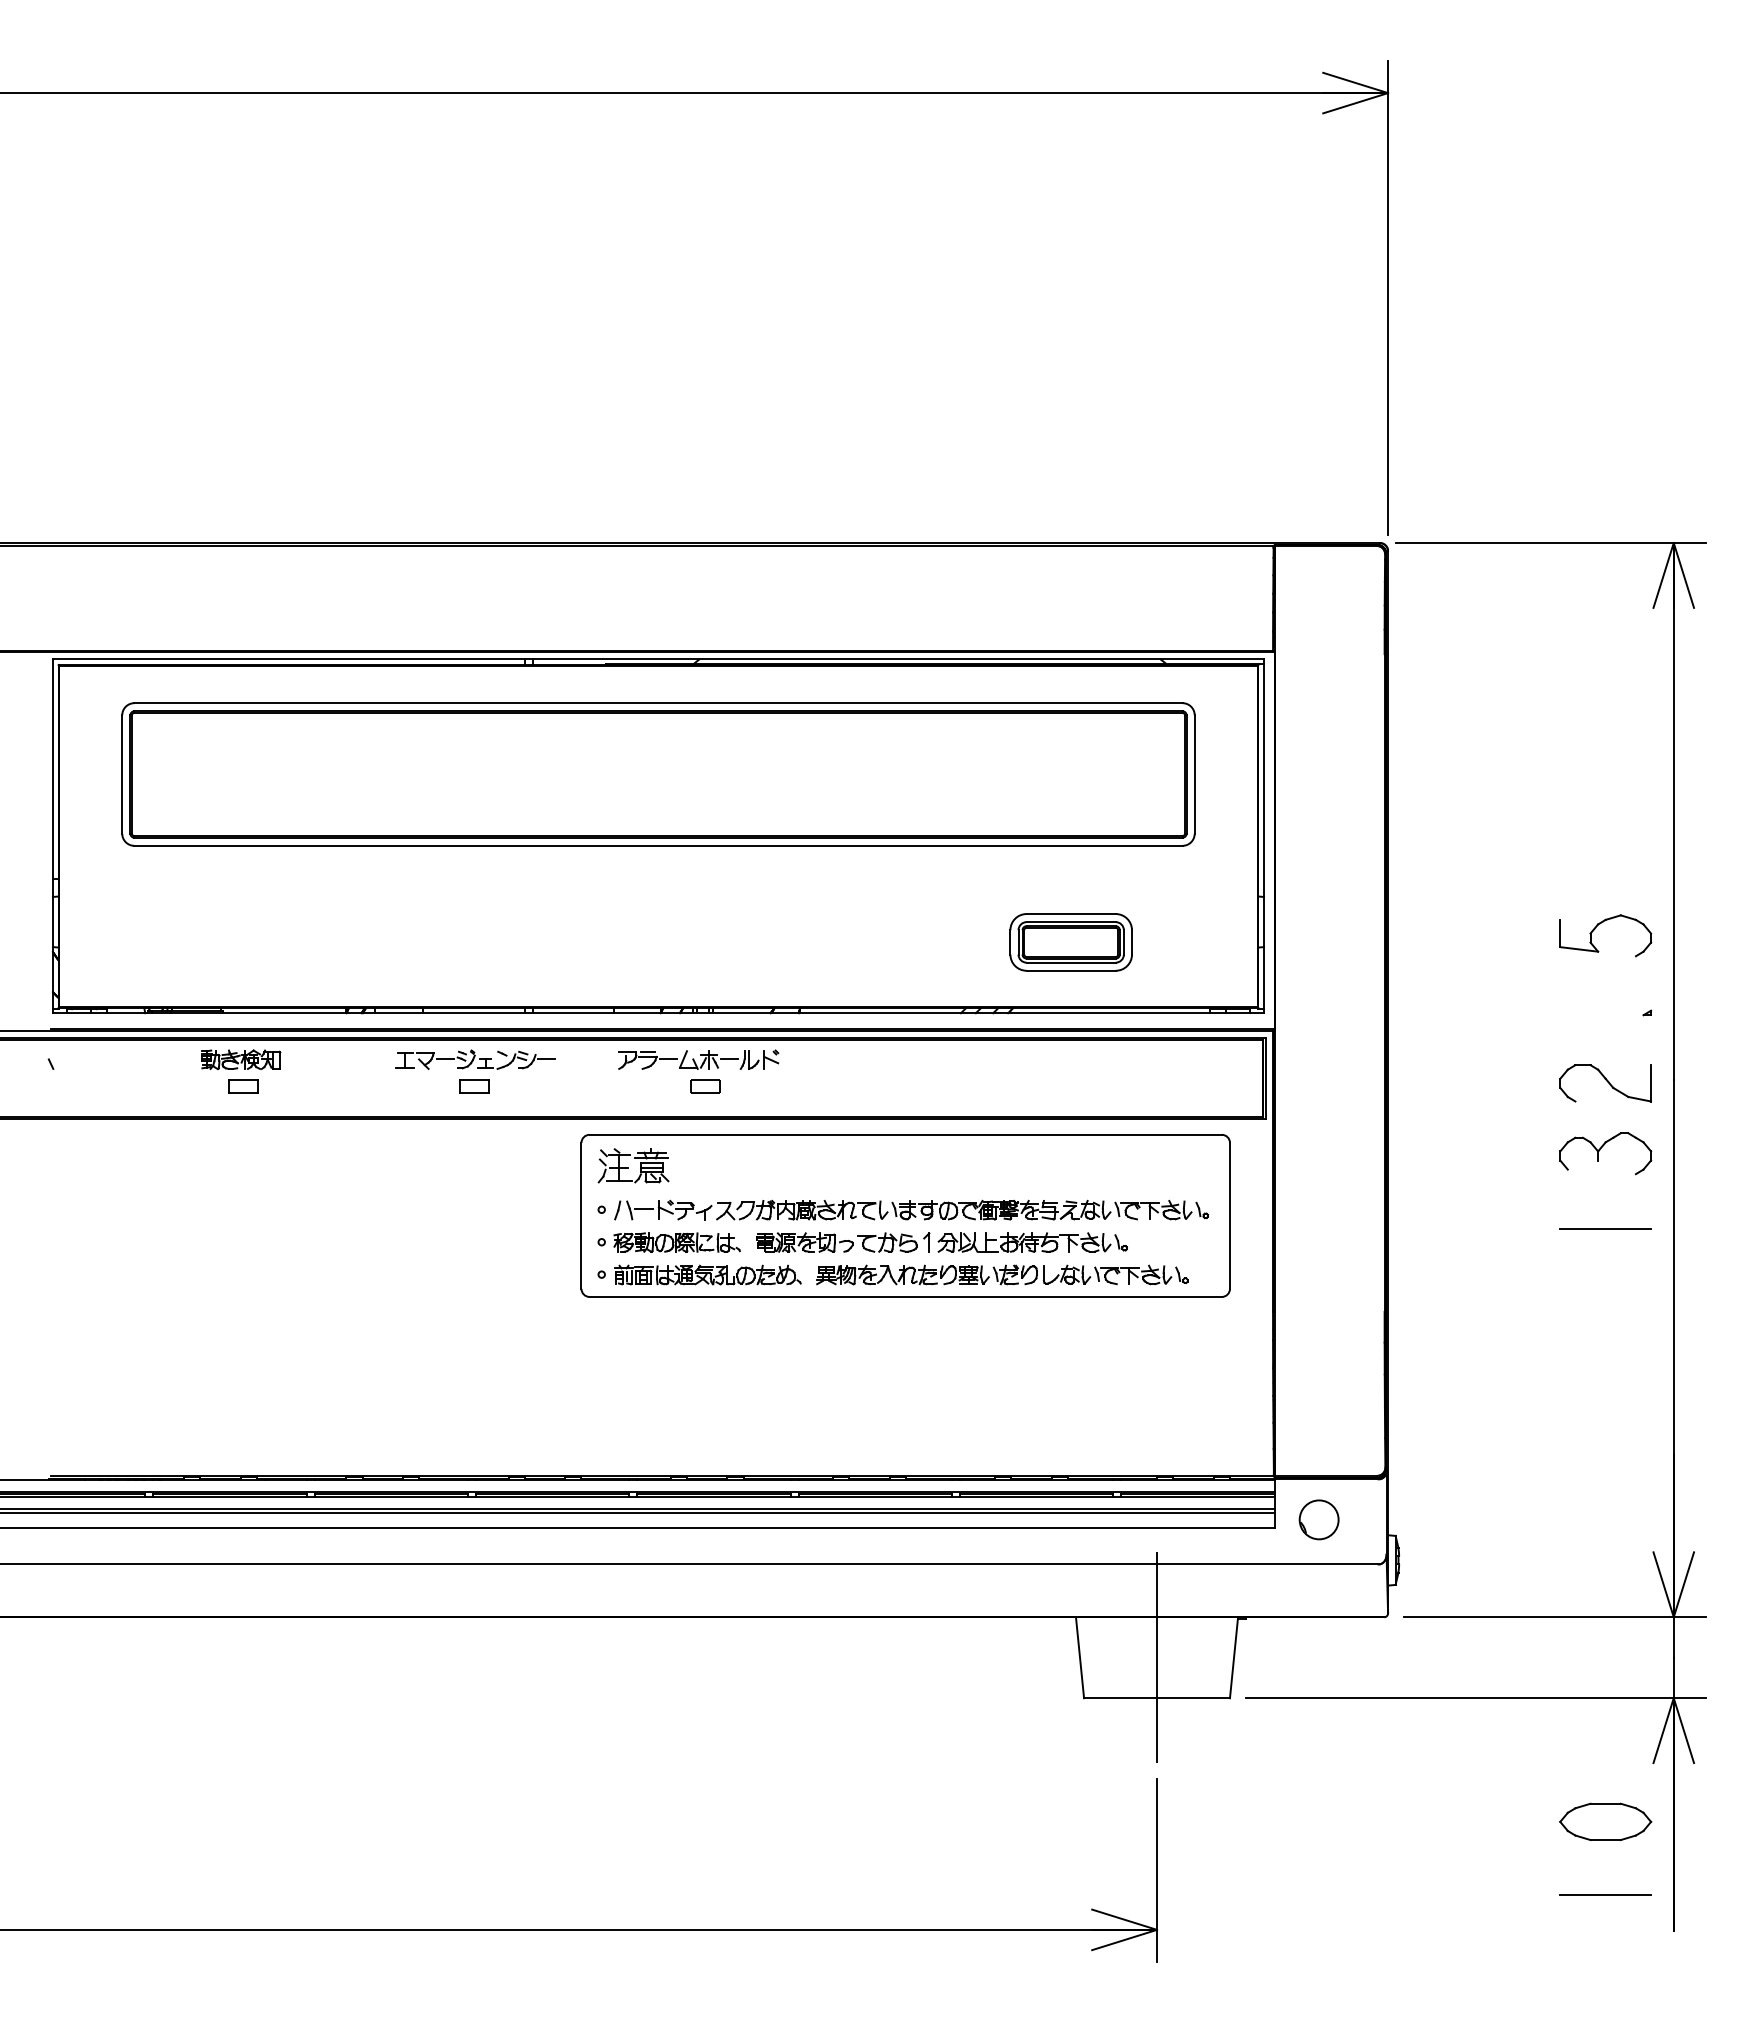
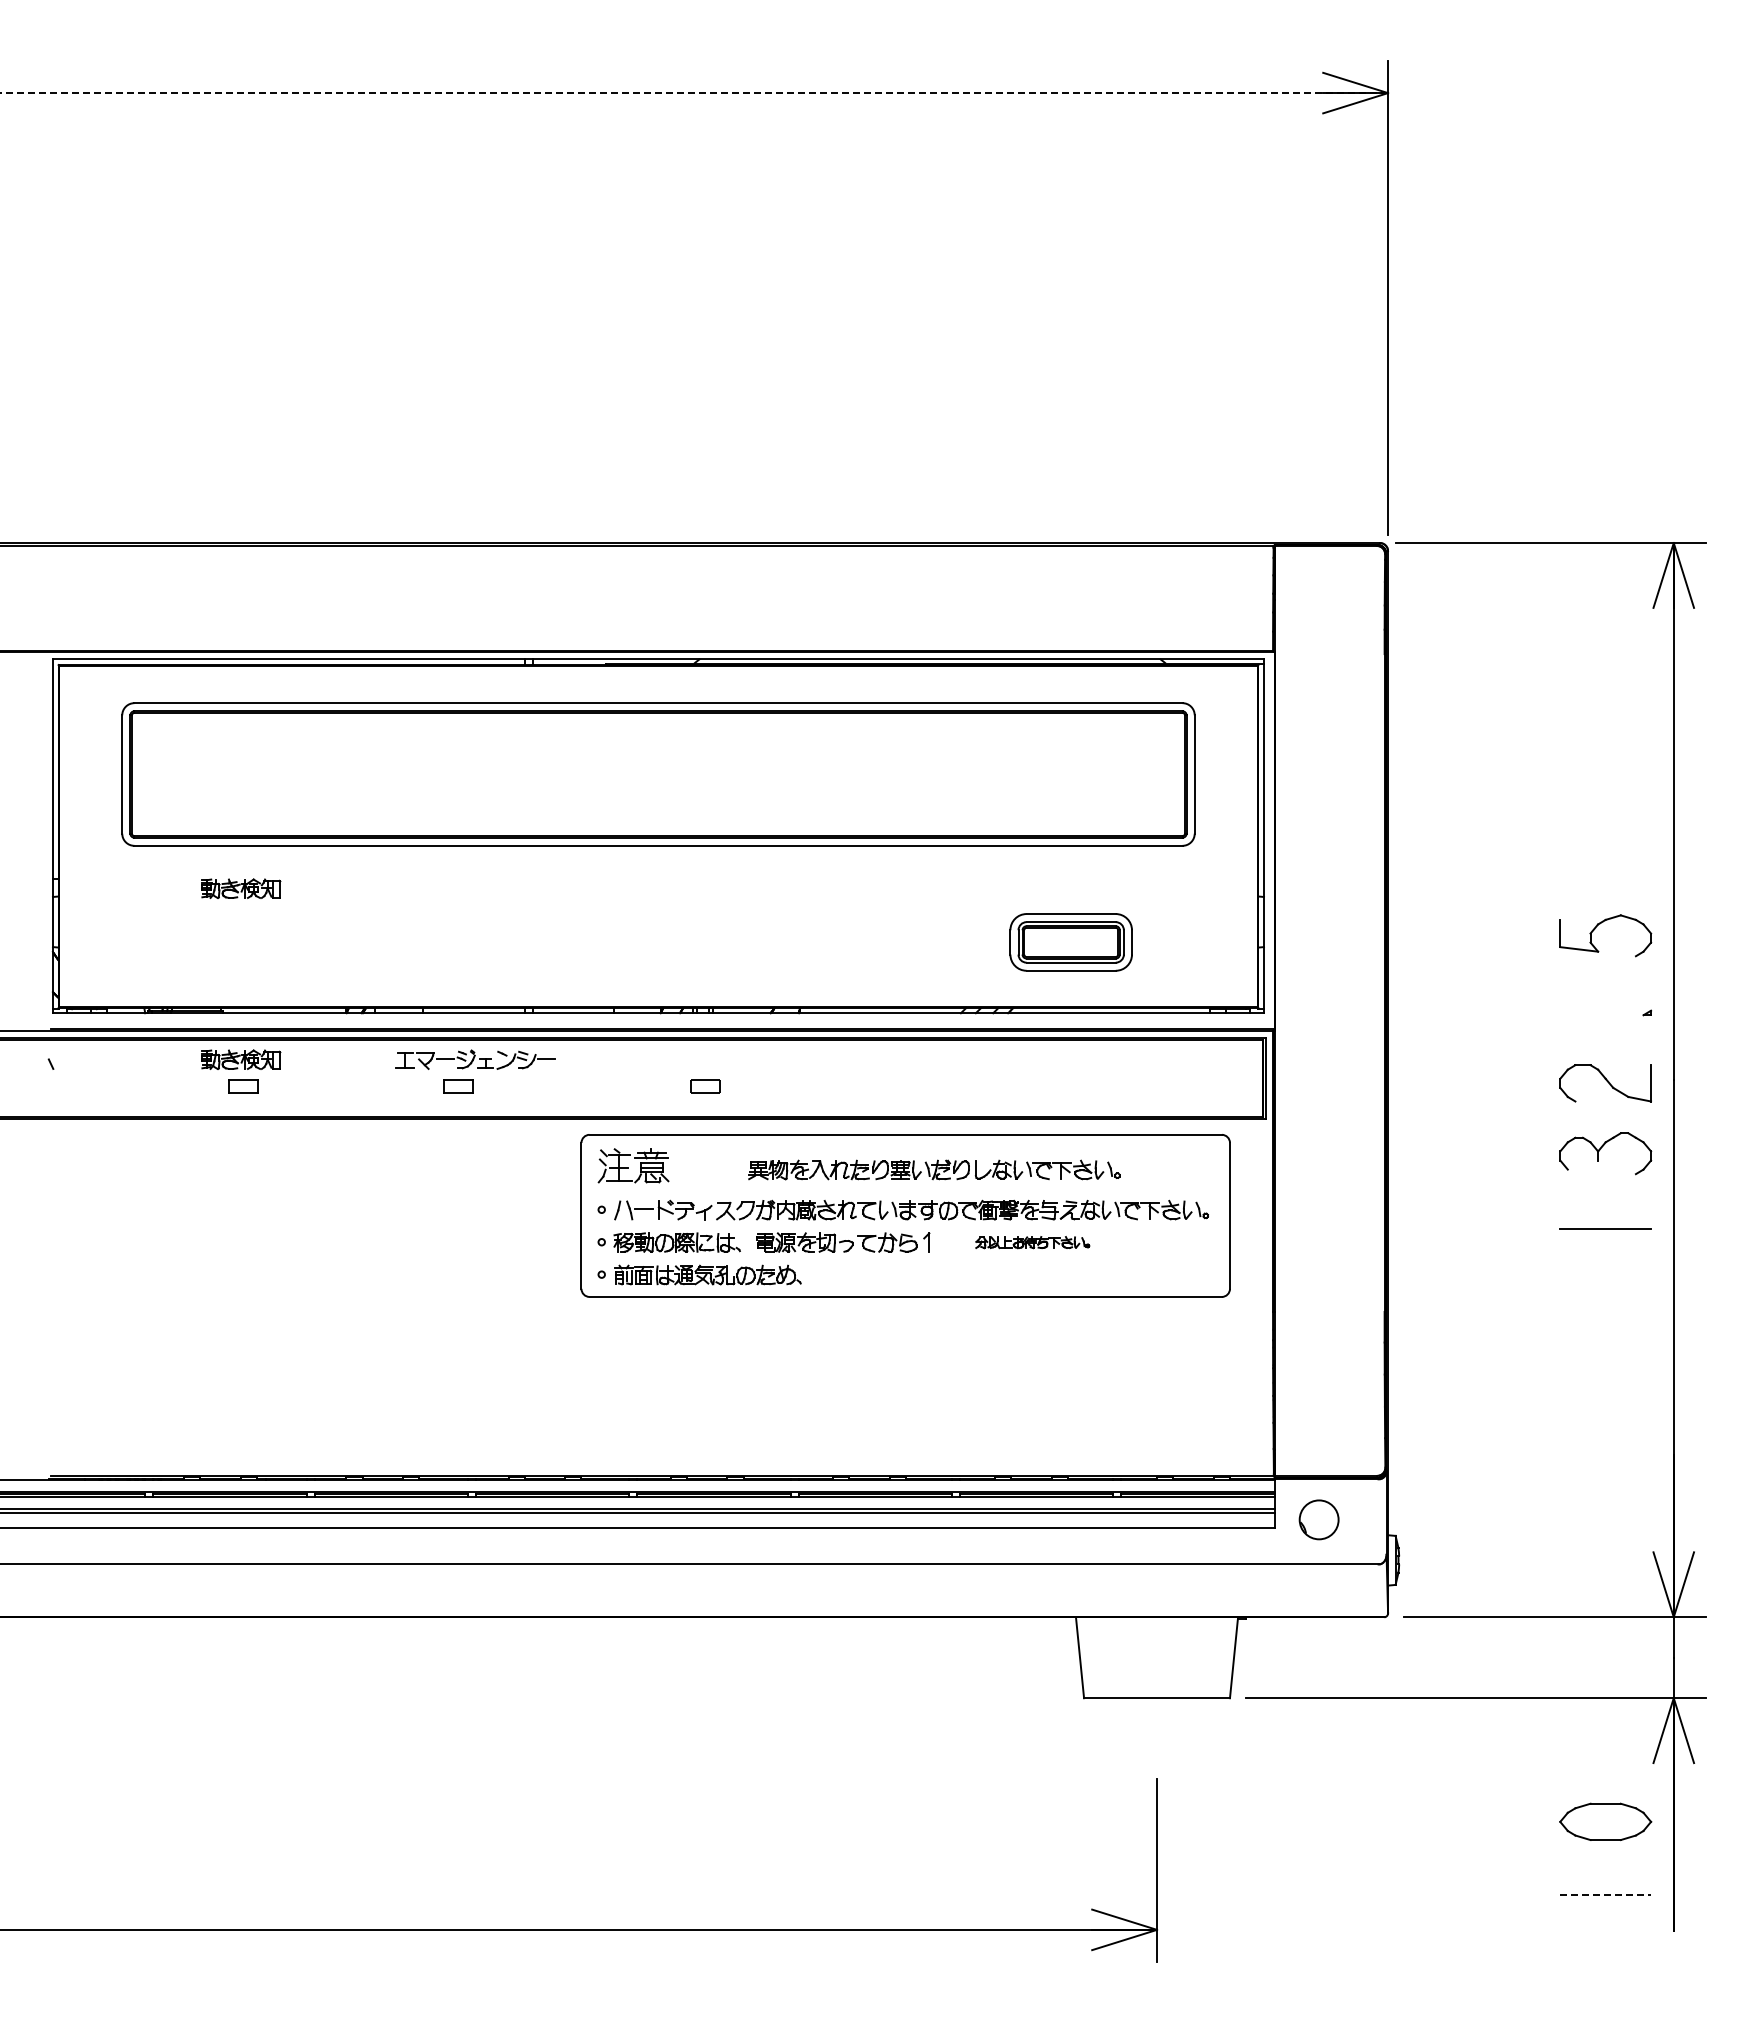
line: solid -> dashed (694, 93)
part: none -> present (241, 888)
part: present -> none (698, 1059)
part position: (474, 1086) -> (458, 1086) (458, 1086)
part size: 191x21 px -> 116x14 px (1032, 1242)
part position: (1002, 1274) -> (934, 1169) (934, 1169)
line: present -> none (1157, 1657)
line: solid -> dashed (1606, 1894)
